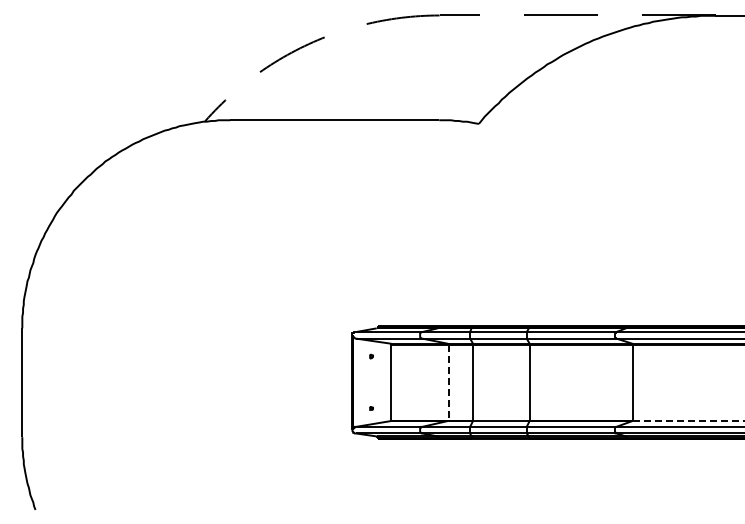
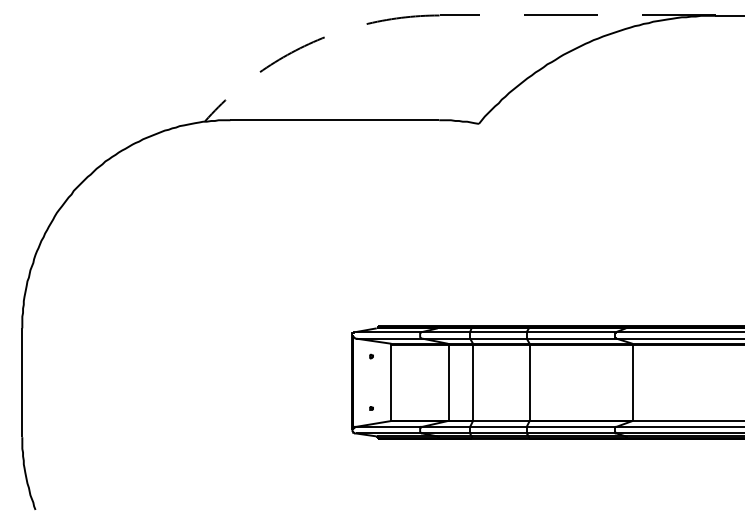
line: dashed -> solid (448, 383)
line: dashed -> solid (688, 420)
